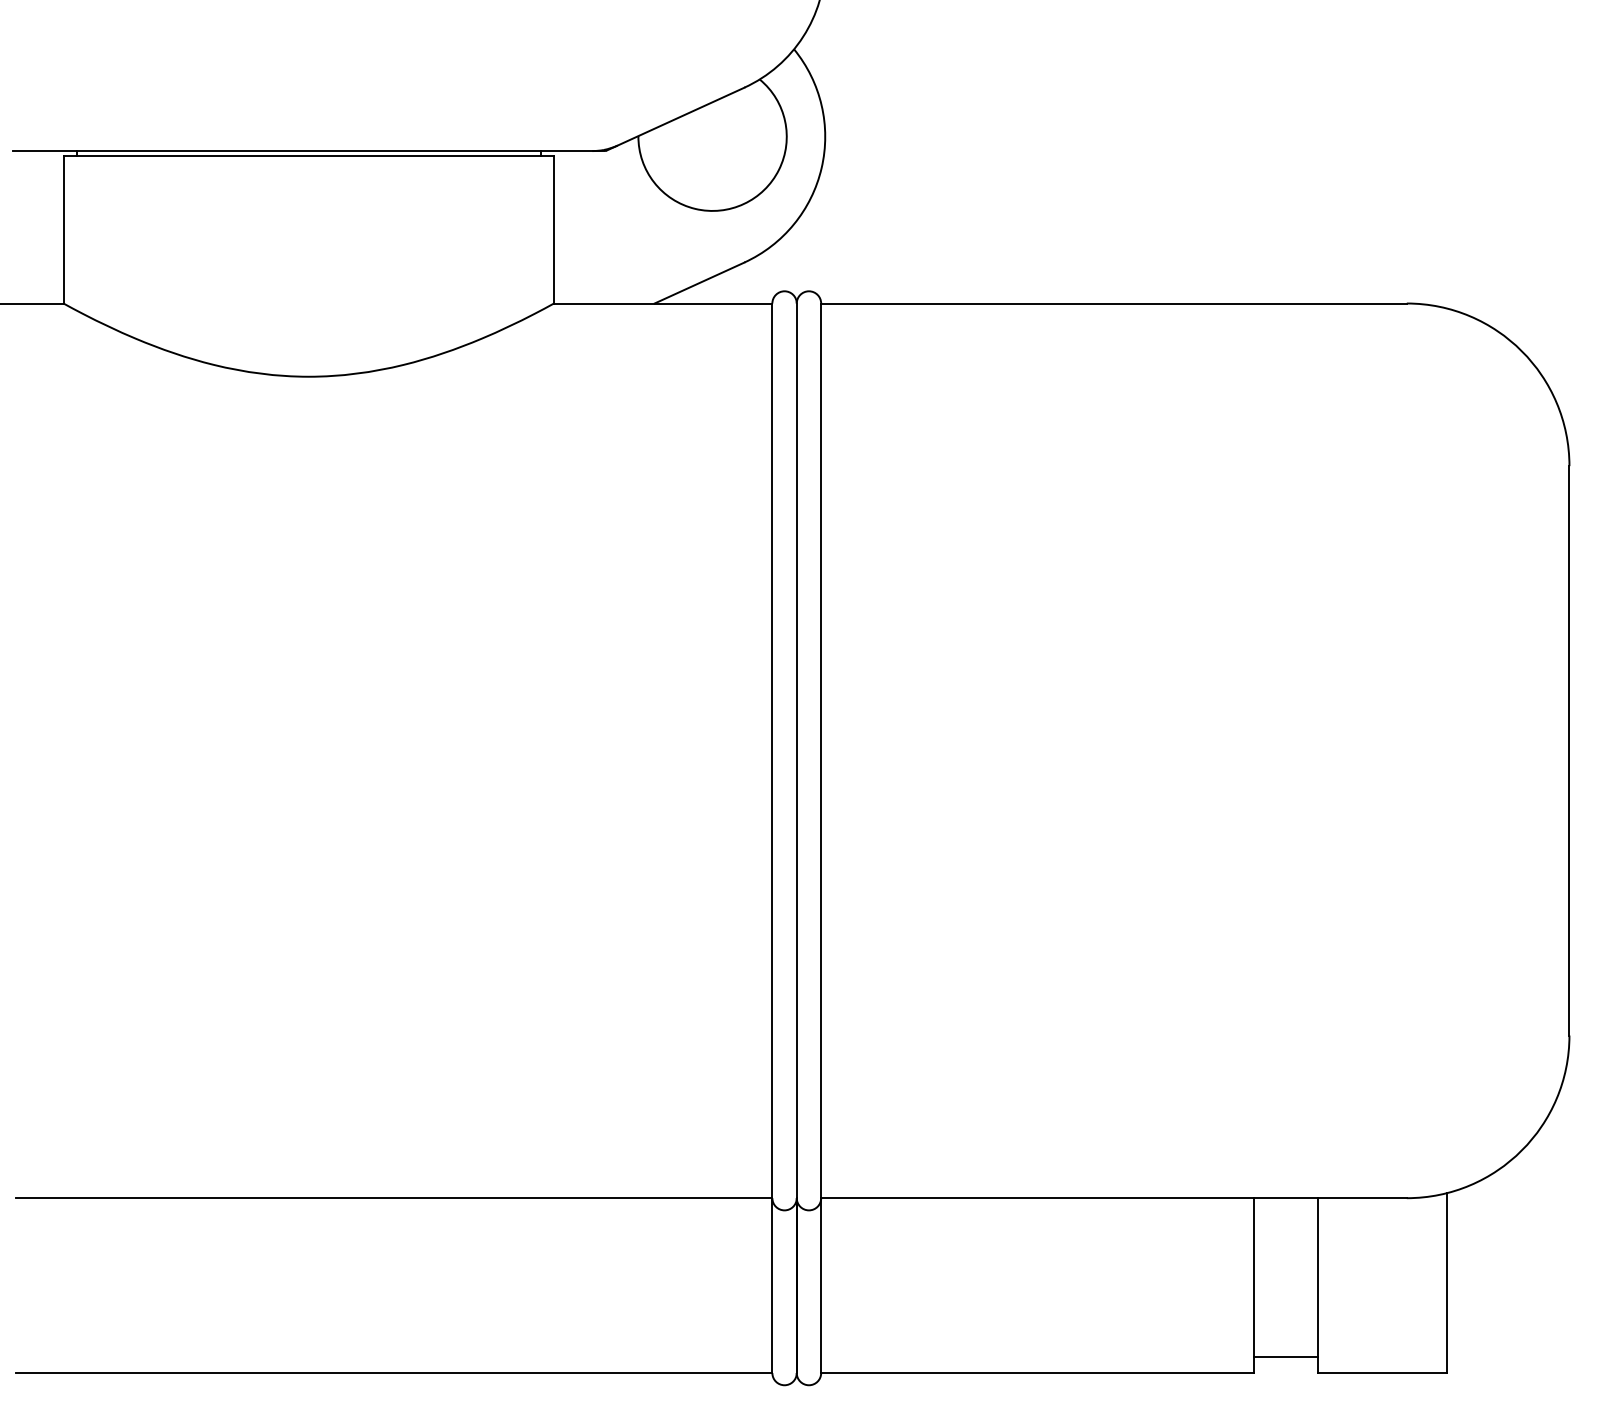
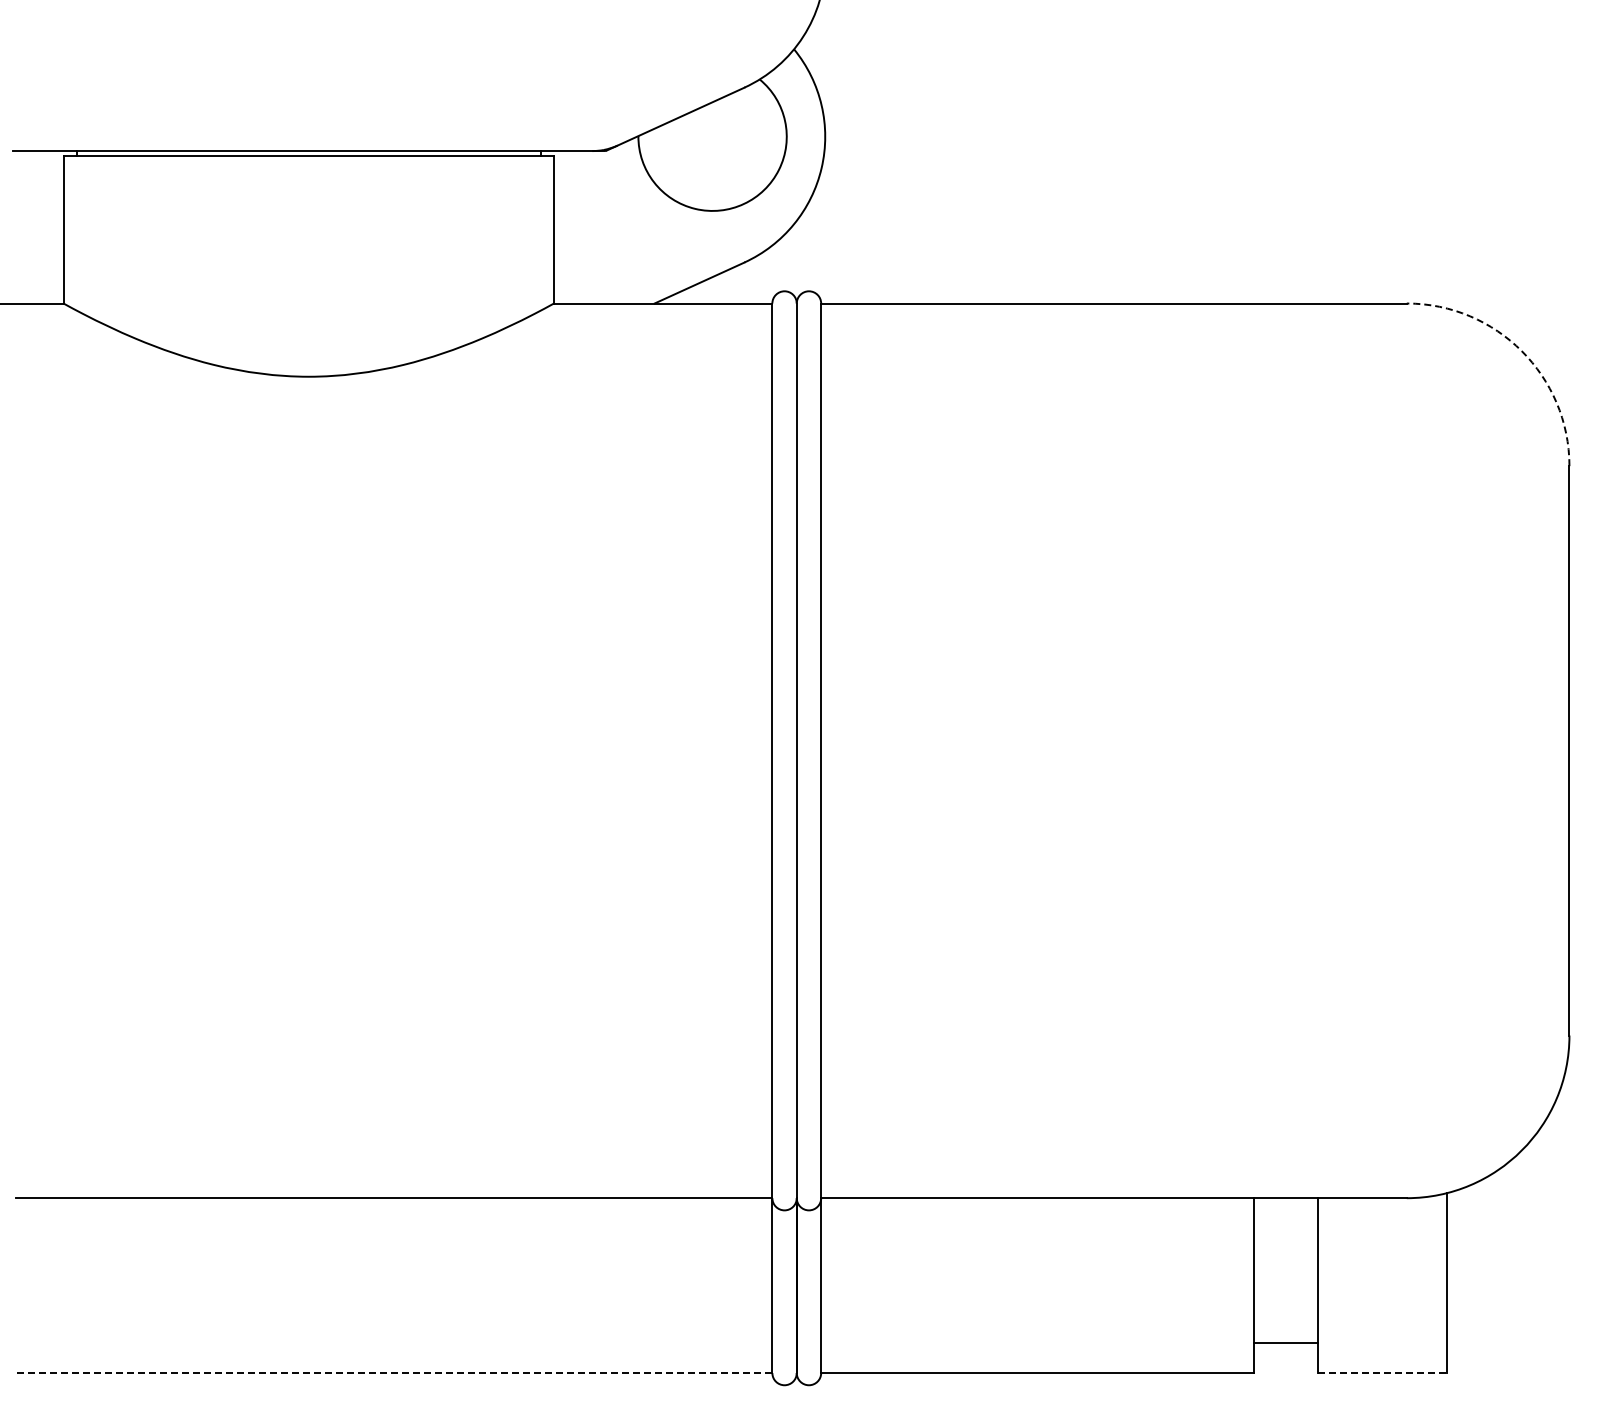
arc: solid -> dashed (1521, 351)
line position: (1285, 1356) -> (1285, 1342) (1285, 1342)
line: solid -> dashed (393, 1373)
line: solid -> dashed (1382, 1373)
